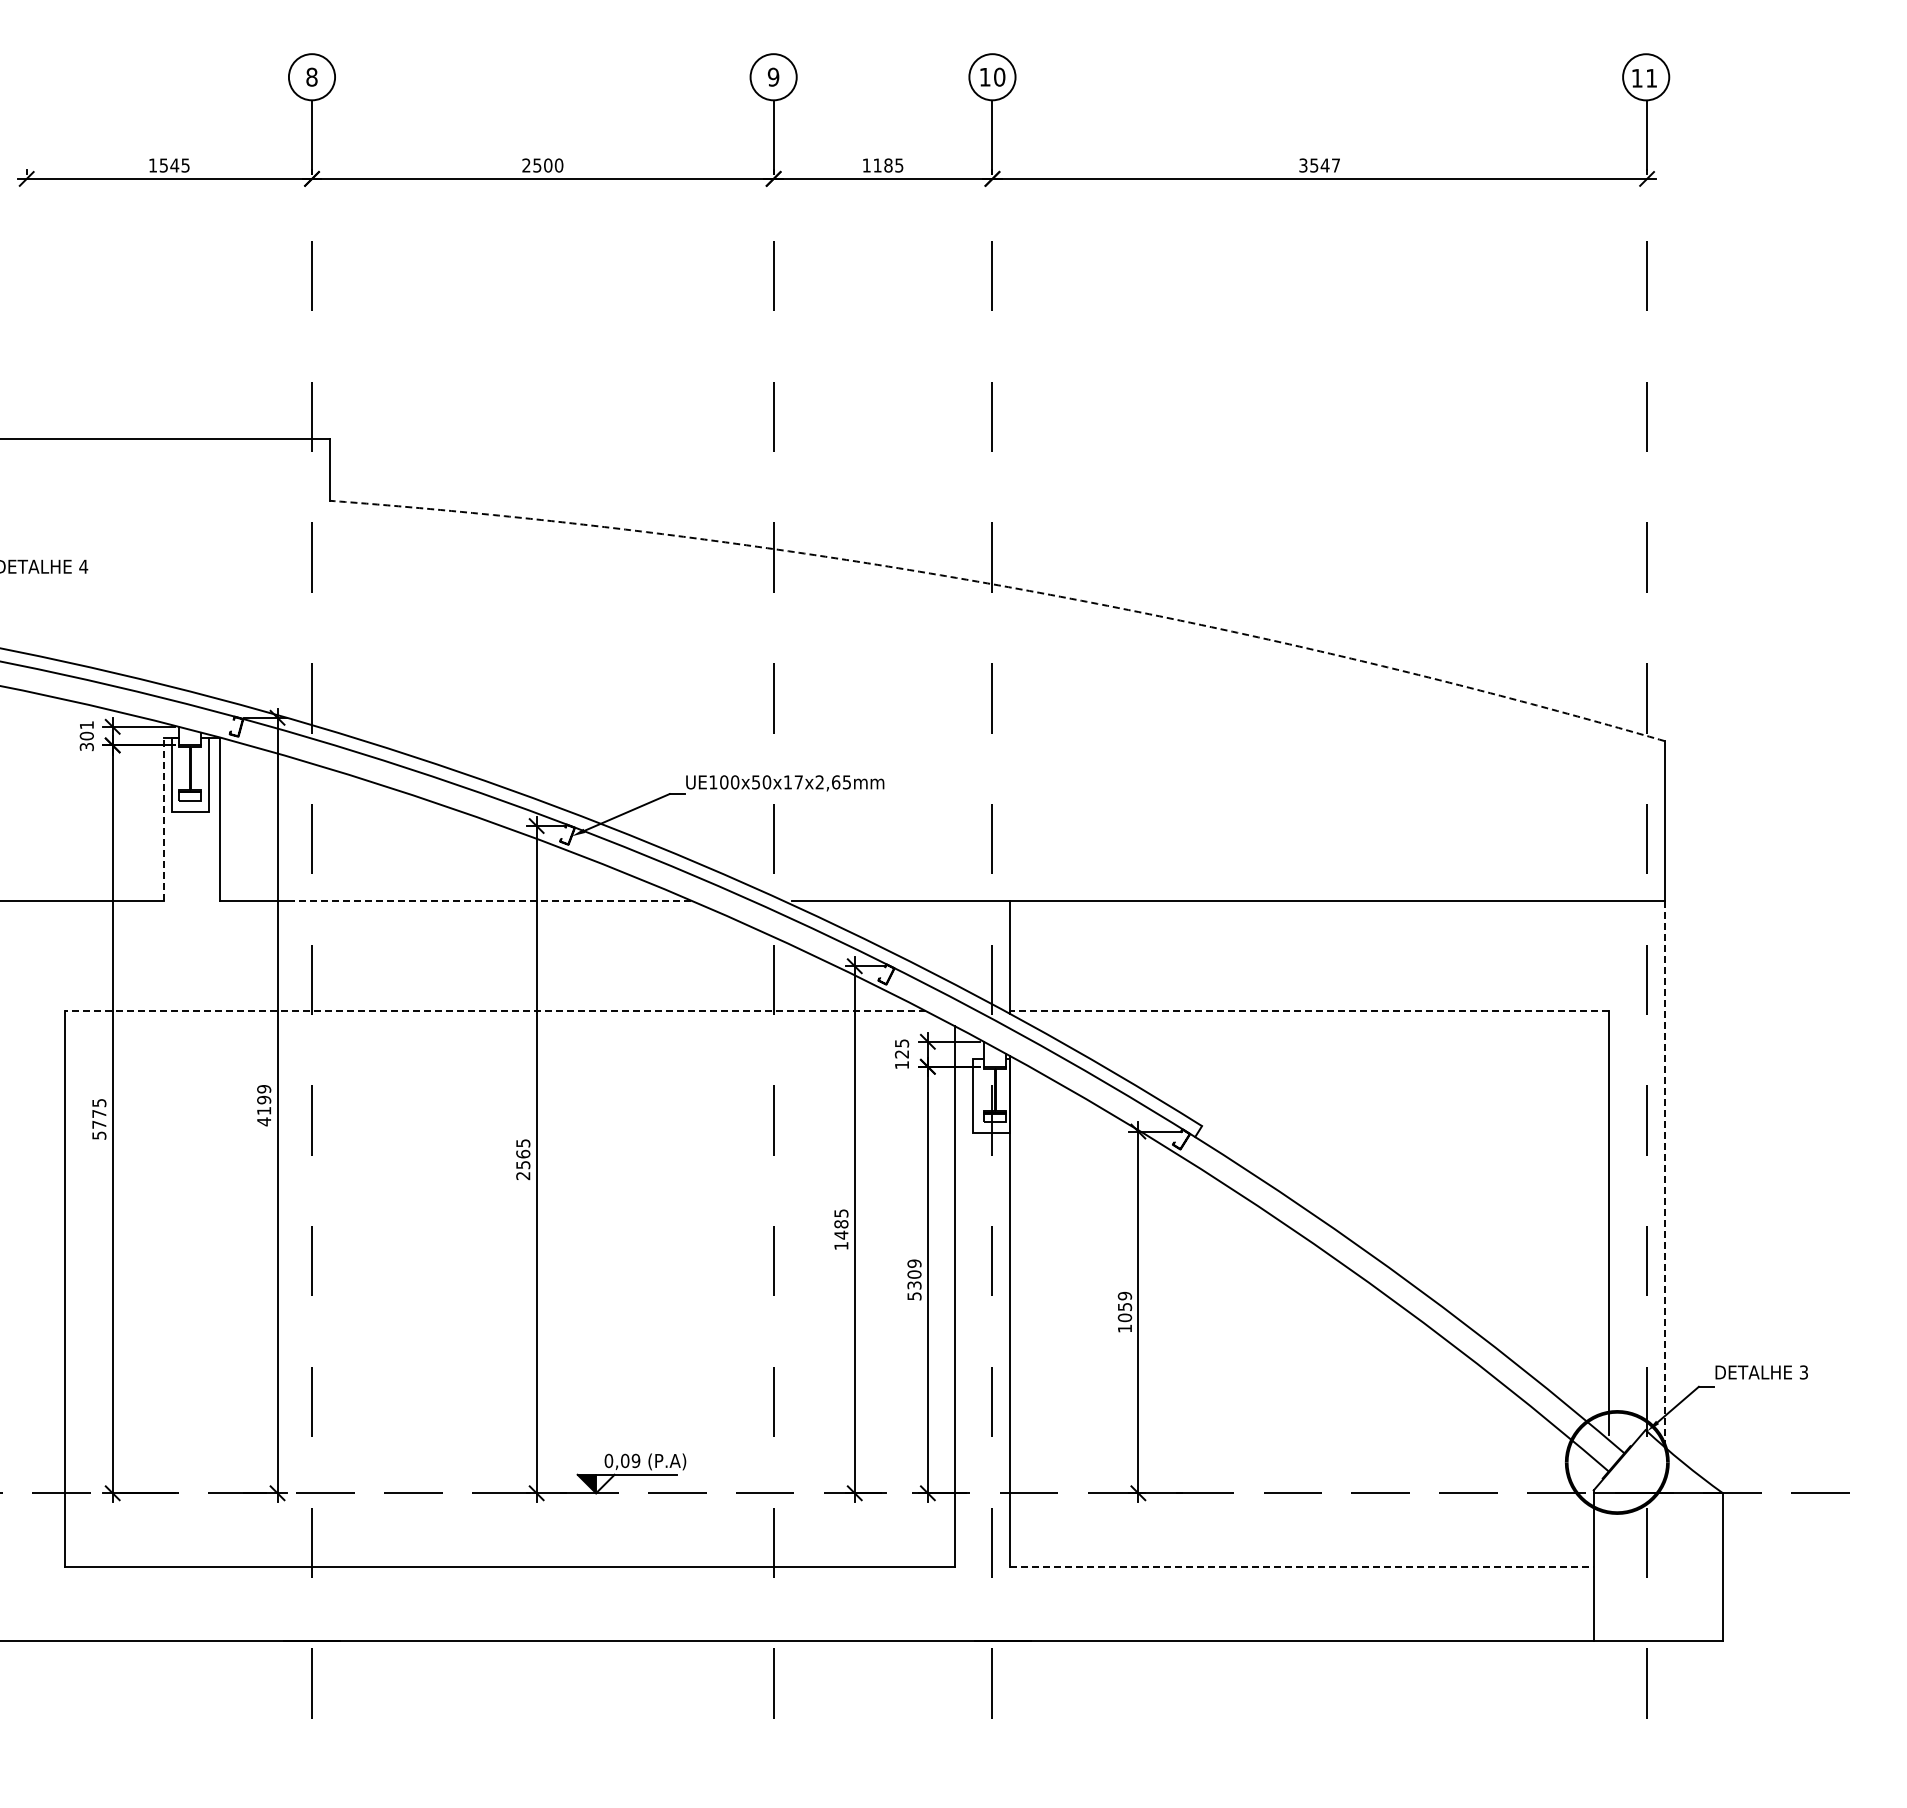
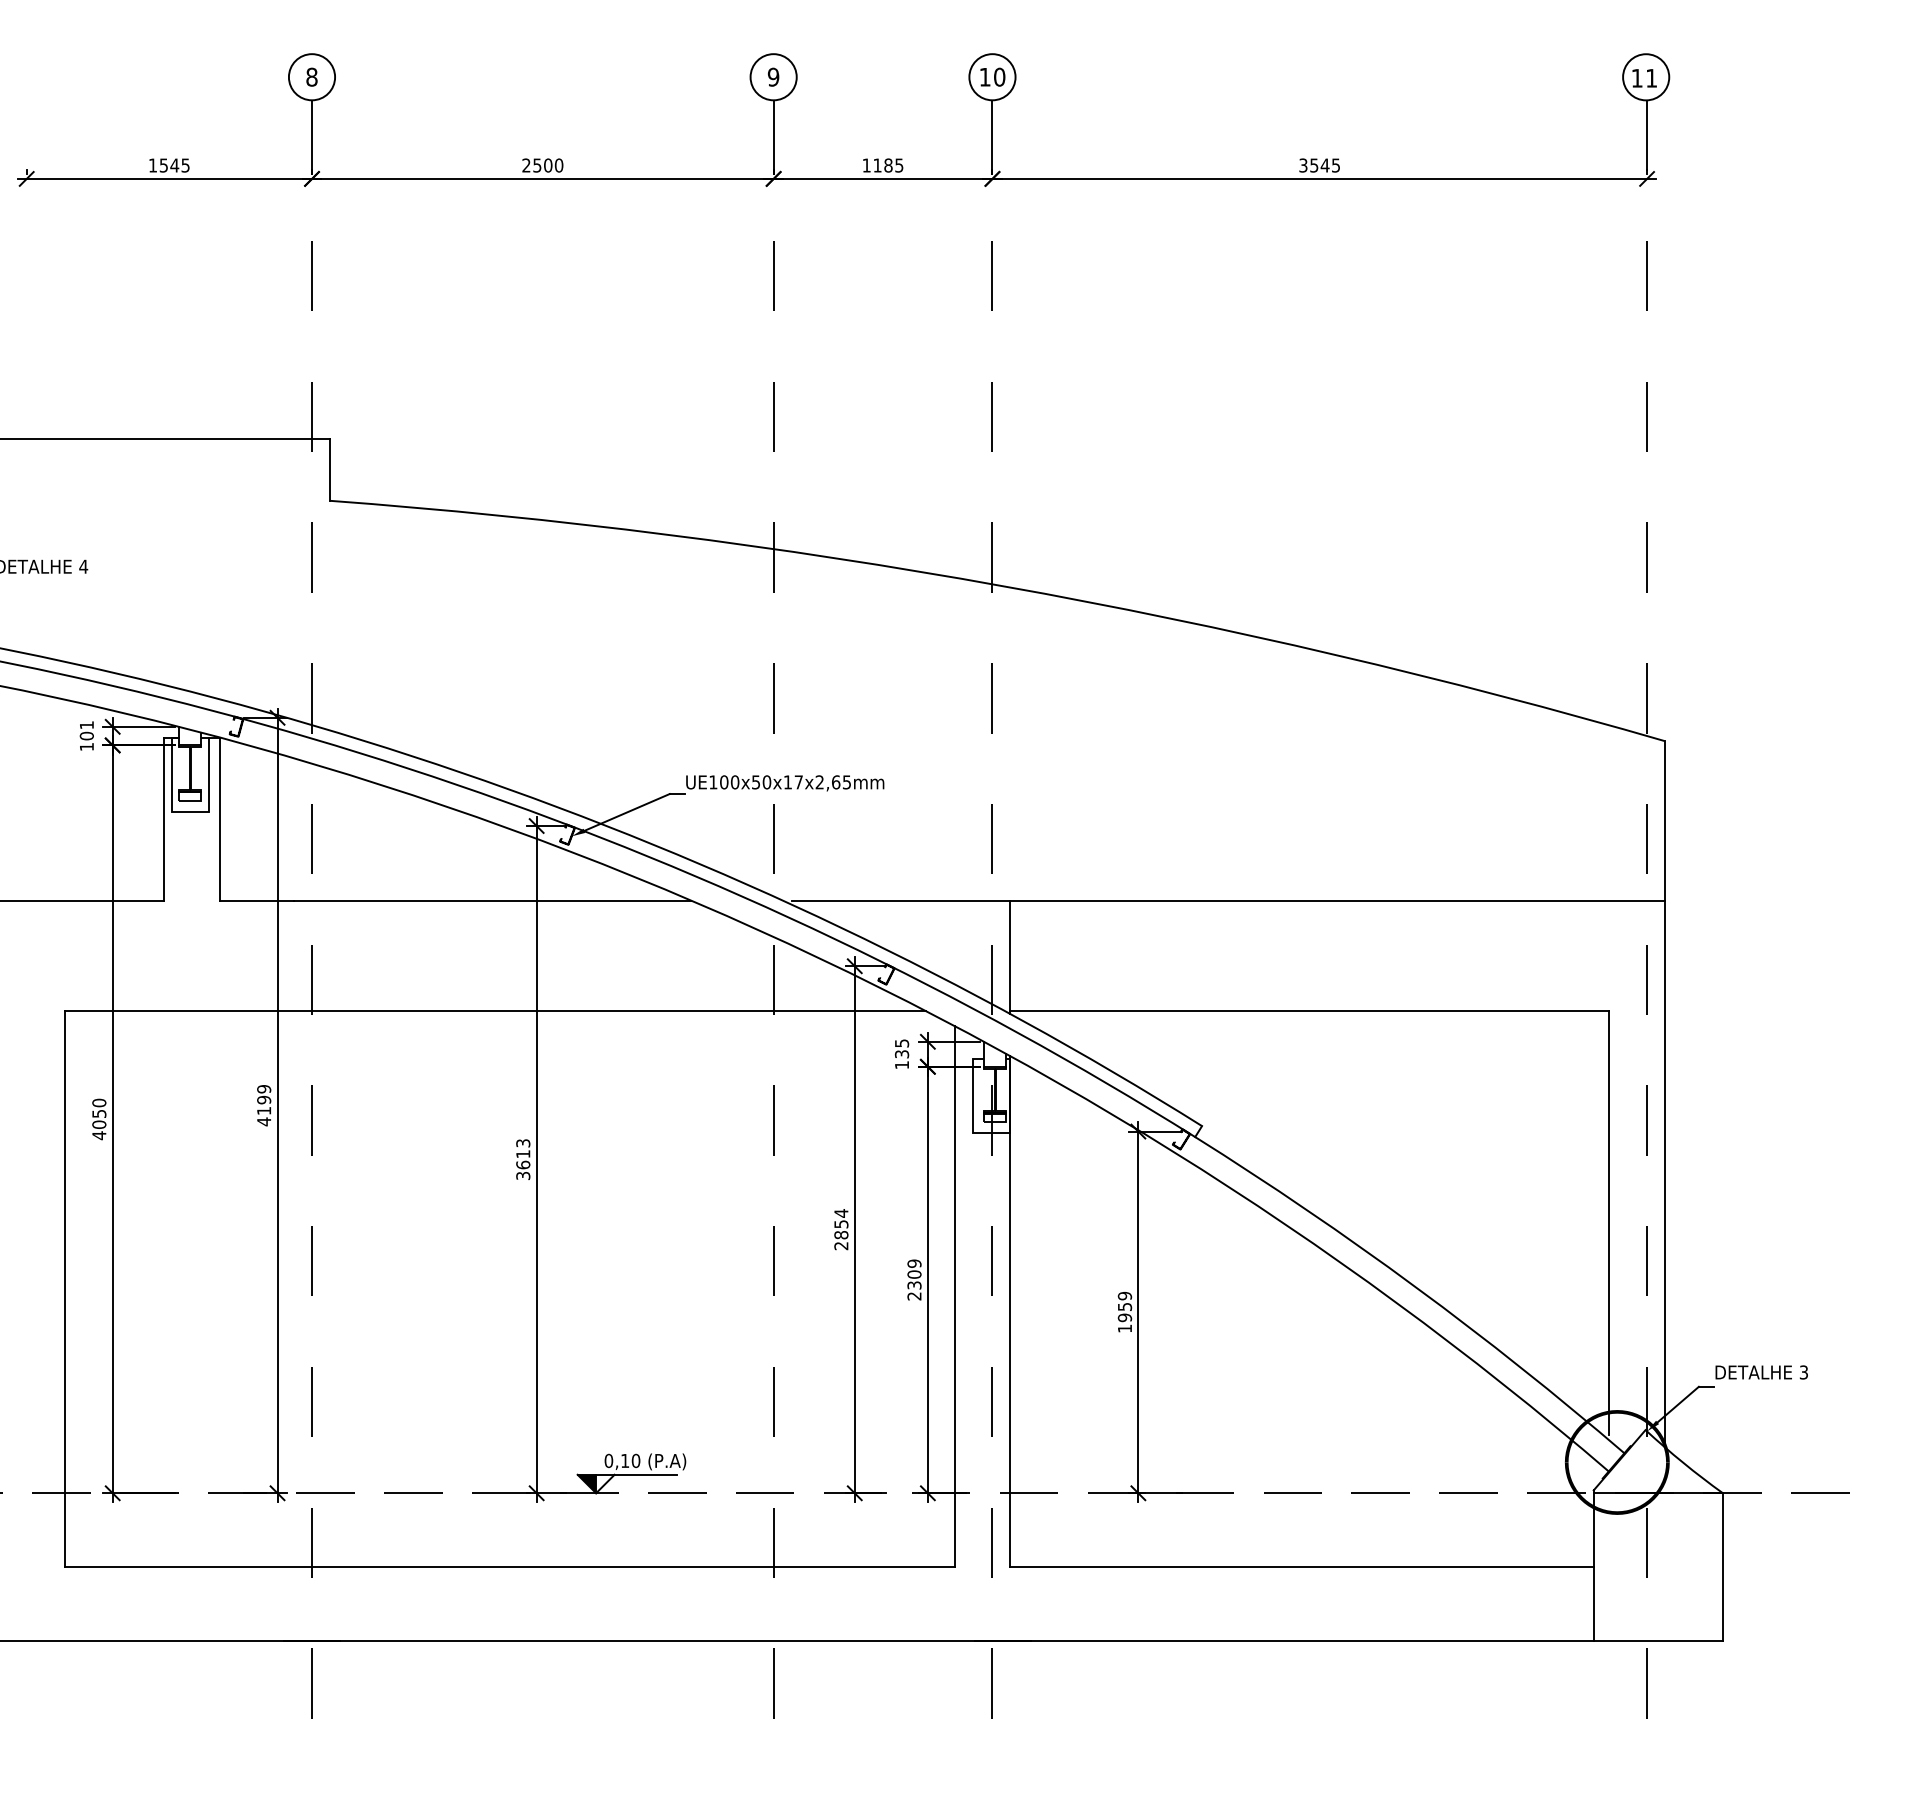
text: 3547 -> 3545 (1335, 165)
arc: dashed -> solid (1003, 586)
text: 301 -> 101 (86, 747)
line: dashed -> solid (164, 818)
line: dashed -> solid (492, 900)
line: dashed -> solid (495, 1011)
line: dashed -> solid (1309, 1011)
text: 125 -> 135 (902, 1054)
text: 5775 -> 4050 (99, 1119)
text: 2565 -> 3613 (523, 1159)
line: dashed -> solid (1664, 1174)
text: 1485 -> 2854 (841, 1229)
text: 5309 -> 2309 (914, 1296)
text: 1059 -> 1959 (1125, 1317)
text: 0,09 -> 0,10 (630, 1460)
line: dashed -> solid (1301, 1567)
